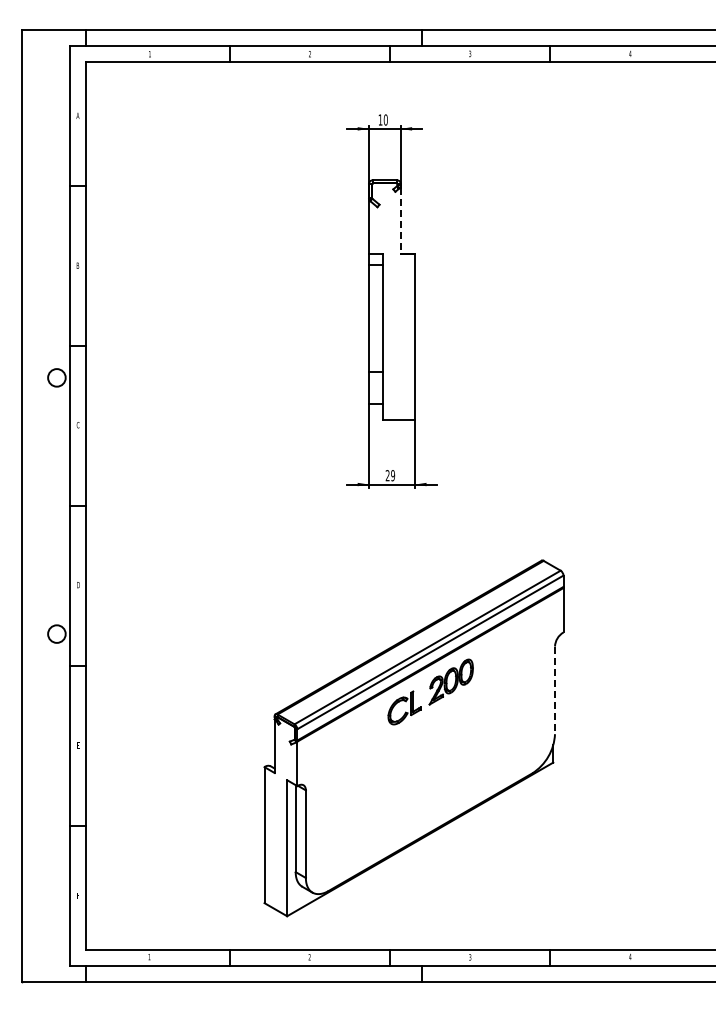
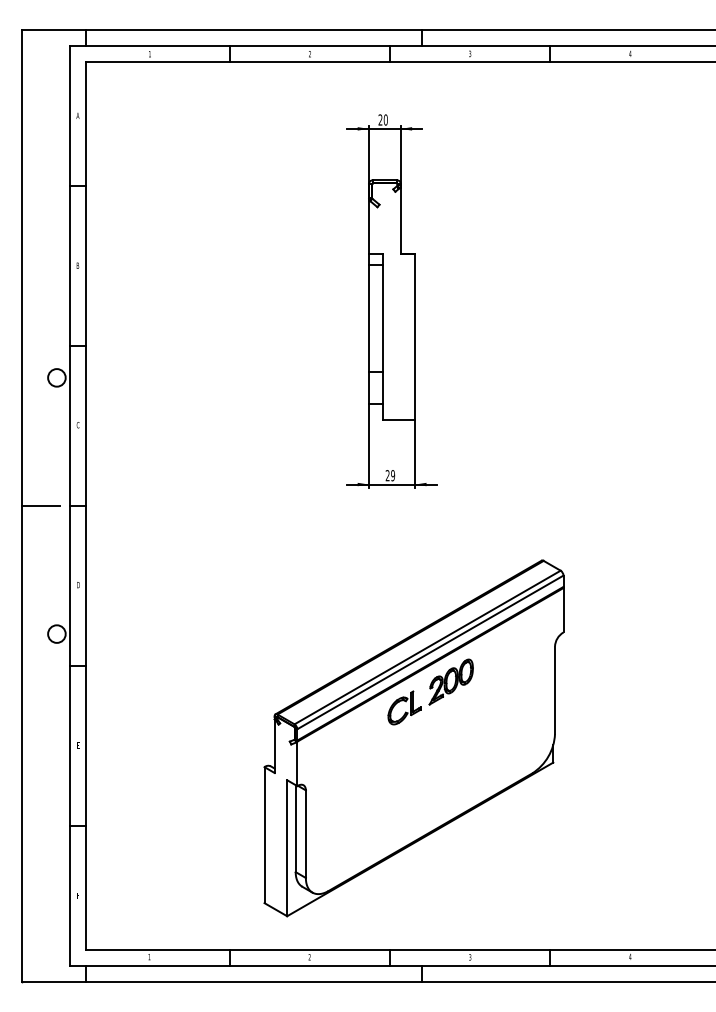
text: 10 -> 20 (380, 119)
line: dashed -> solid (400, 221)
line: none -> present (40, 506)
line: dashed -> solid (555, 690)
